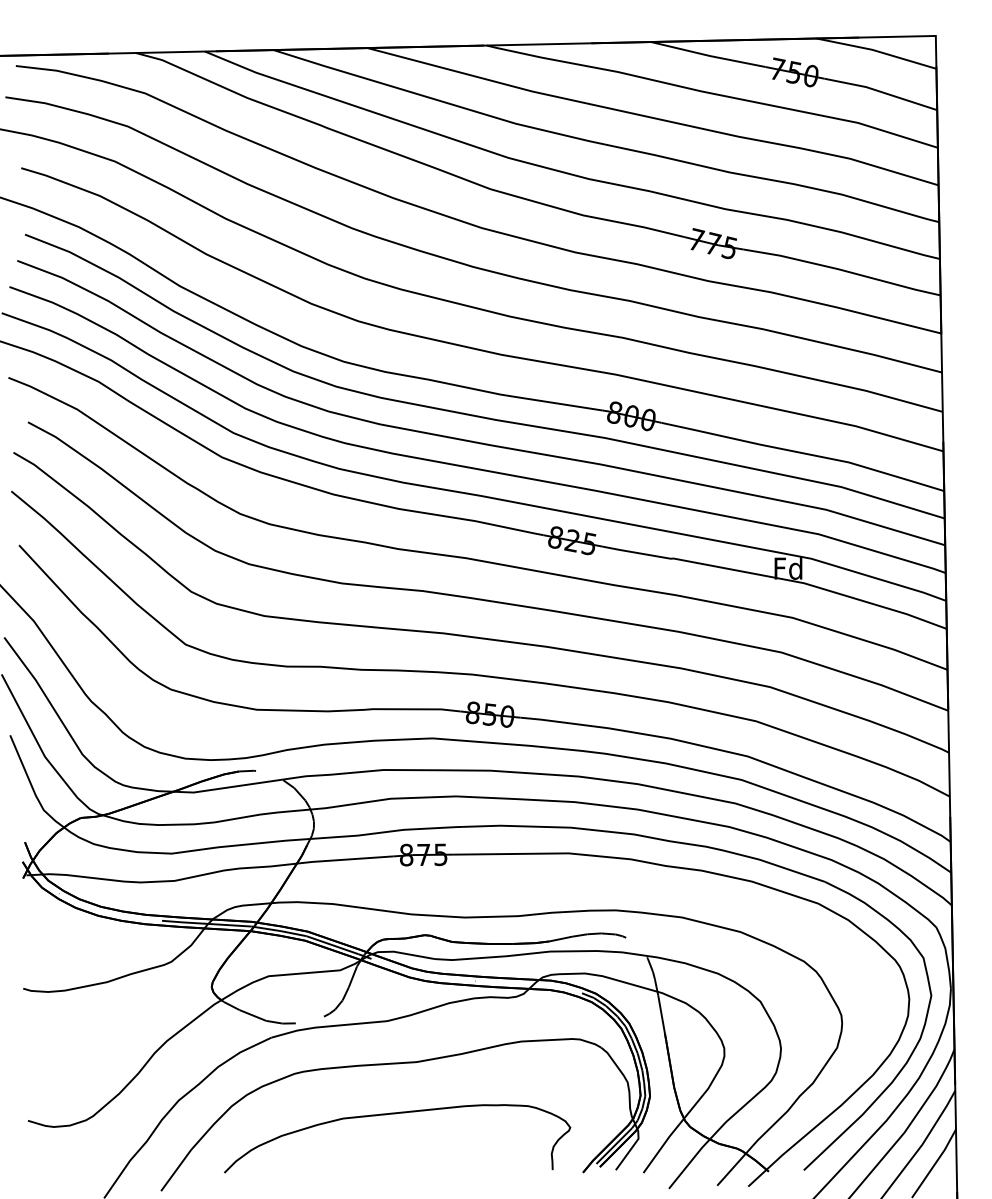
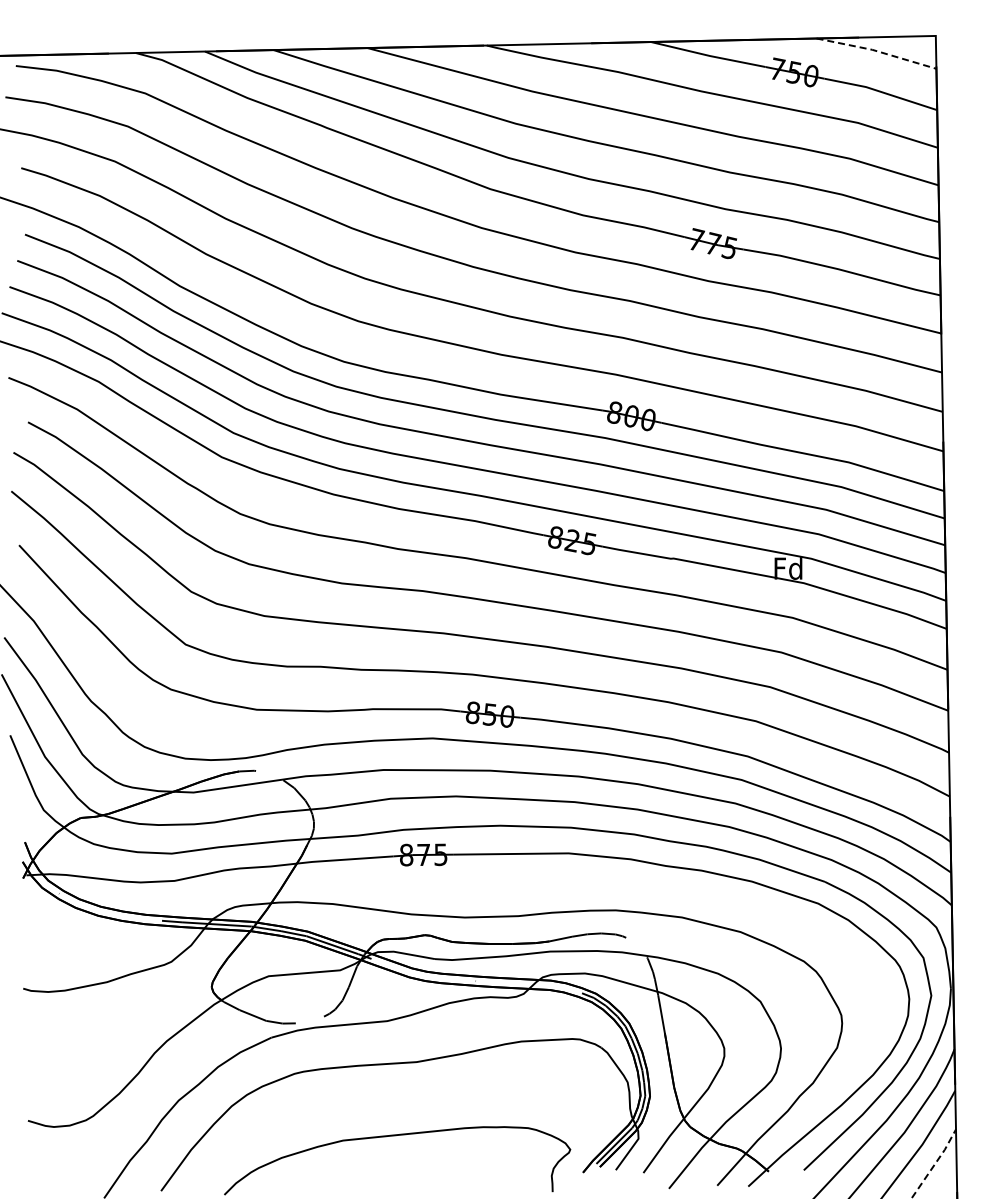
line: solid -> dashed (877, 51)
curve position: (396, 1114) -> (396, 1136) (396, 1136)
line: solid -> dashed (935, 1163)
